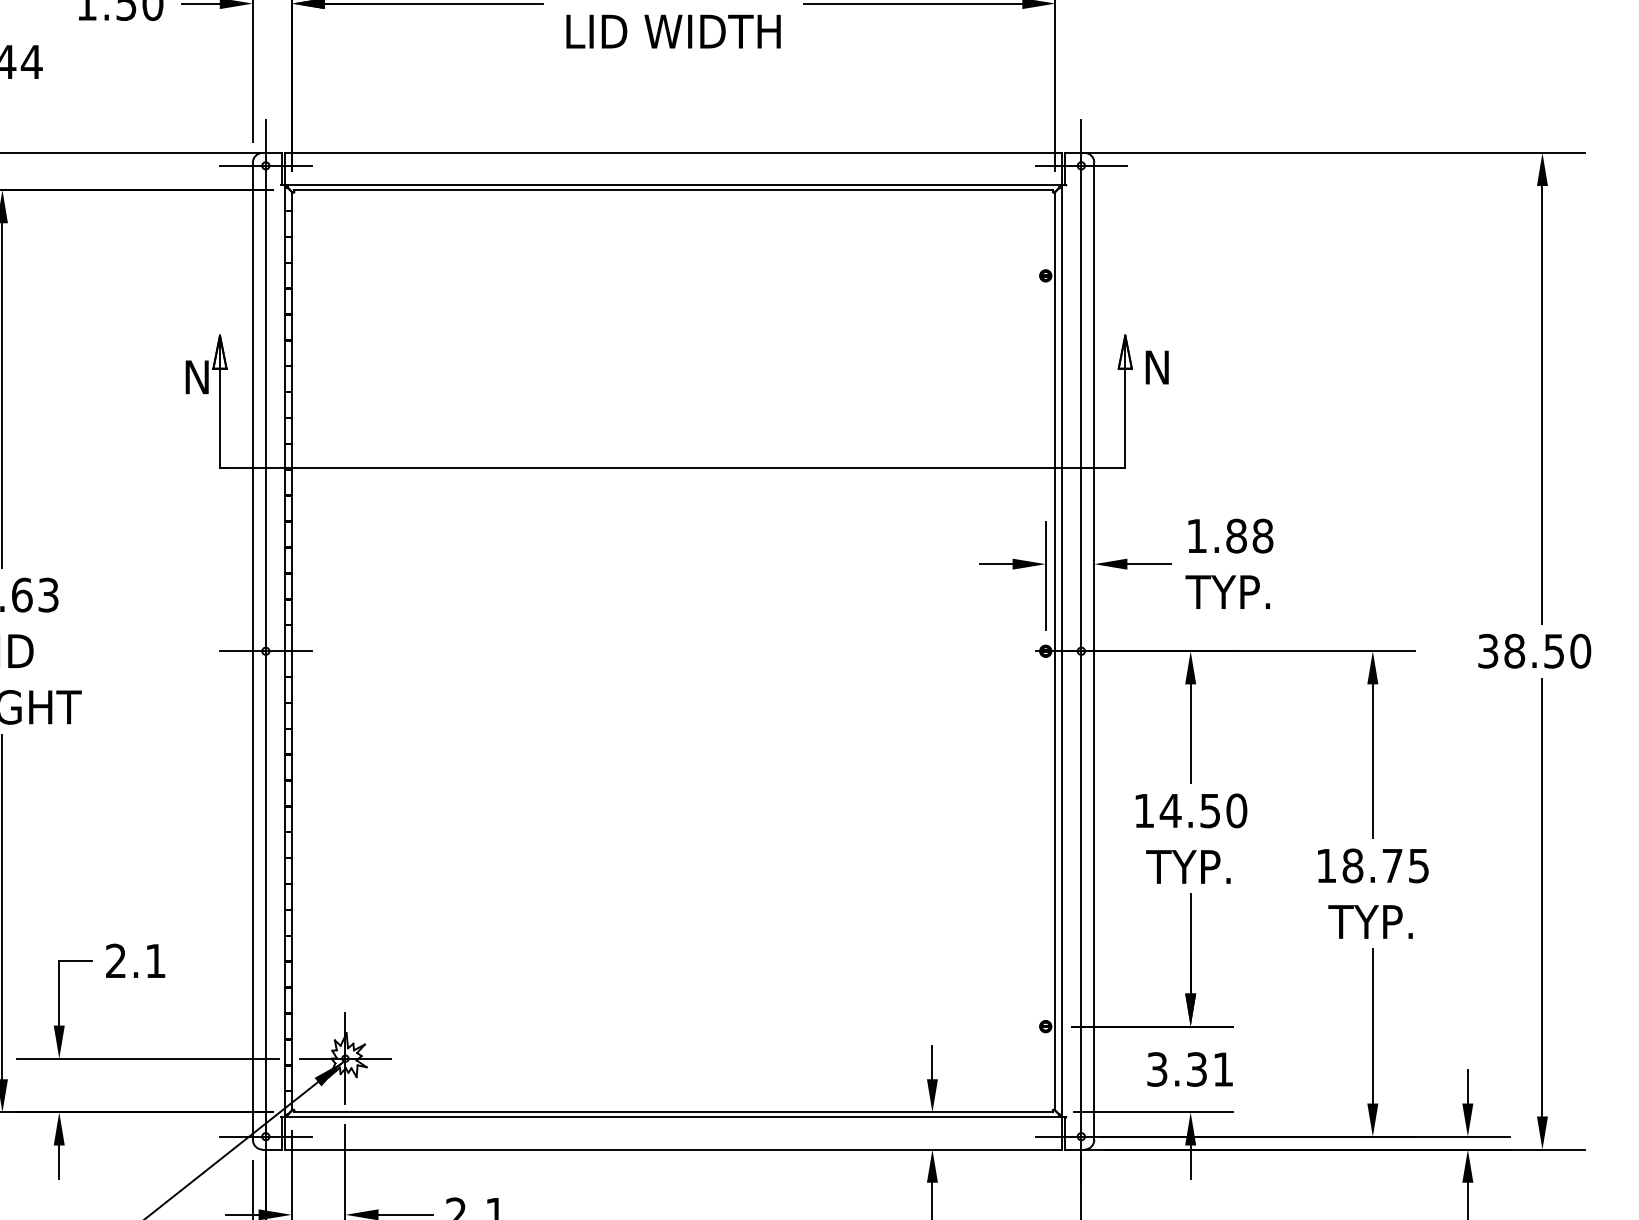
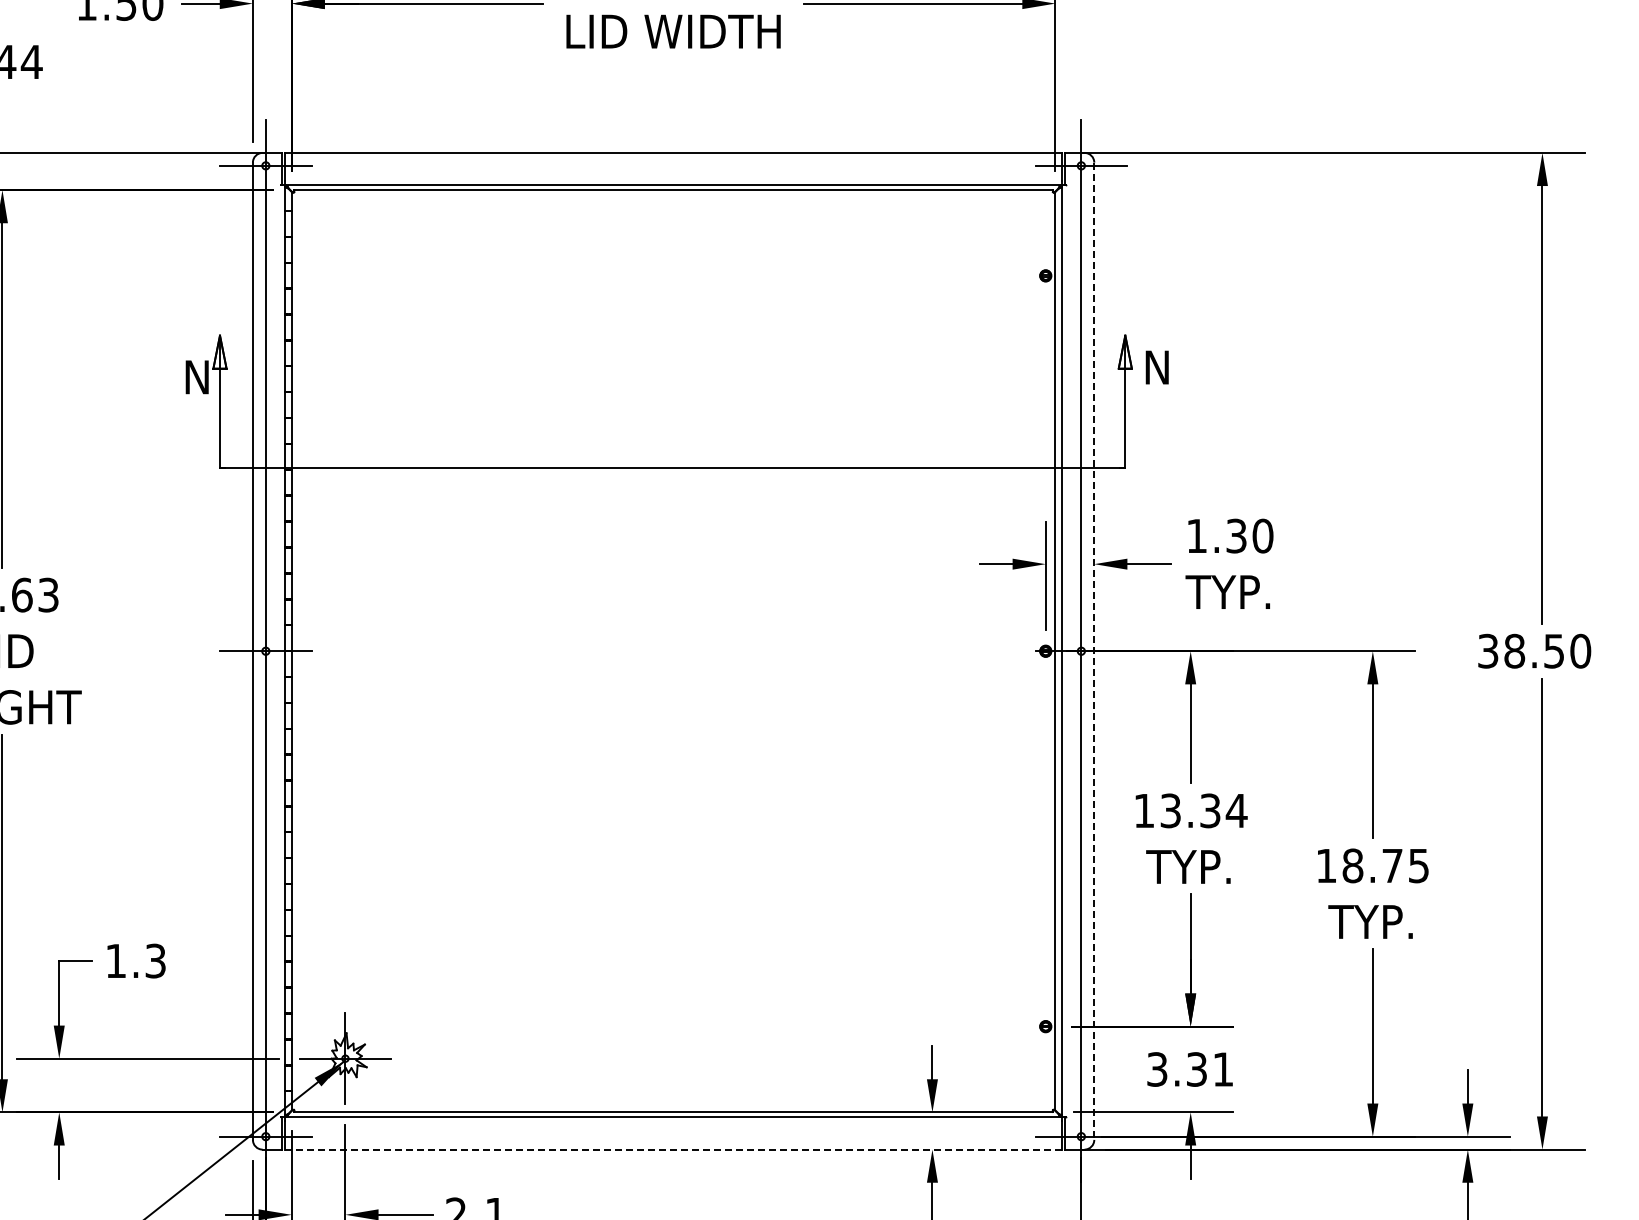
text: 1.88 -> 1.30 (1249, 535)
line: solid -> dashed (1094, 651)
text: 14.50 -> 13.34 (1203, 810)
text: 2.1 -> 1.3 (135, 960)
line: solid -> dashed (673, 1149)
